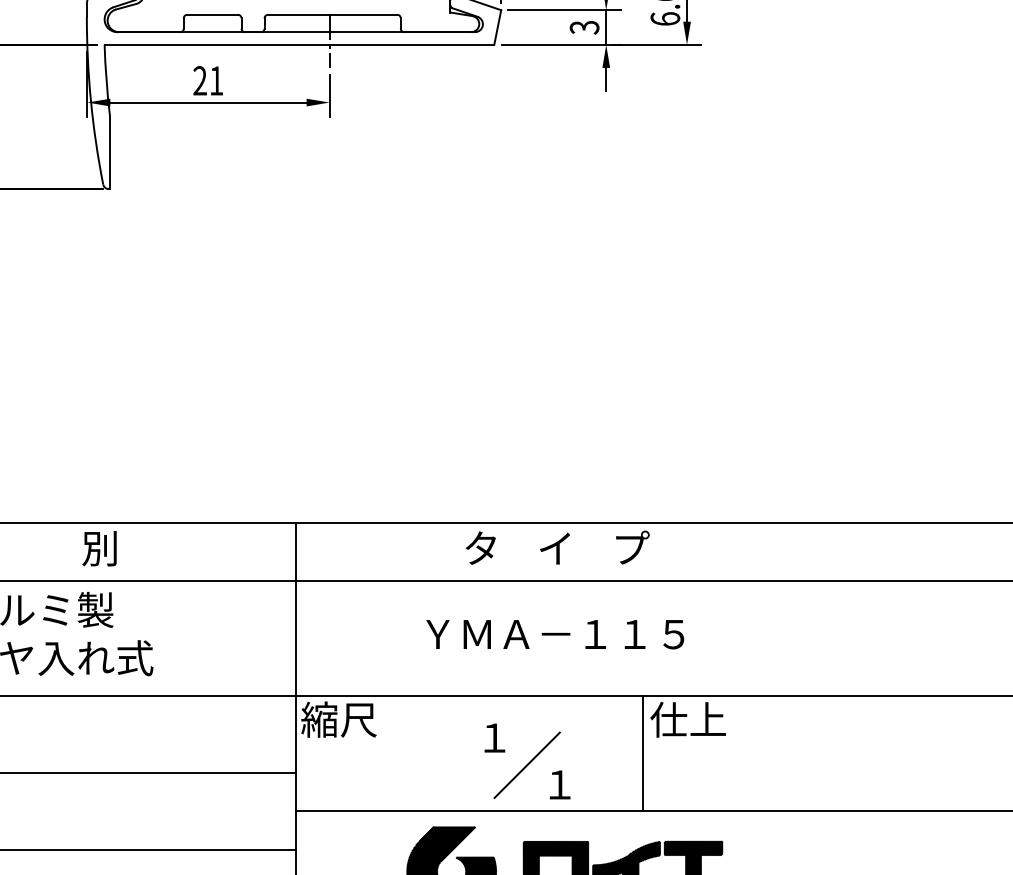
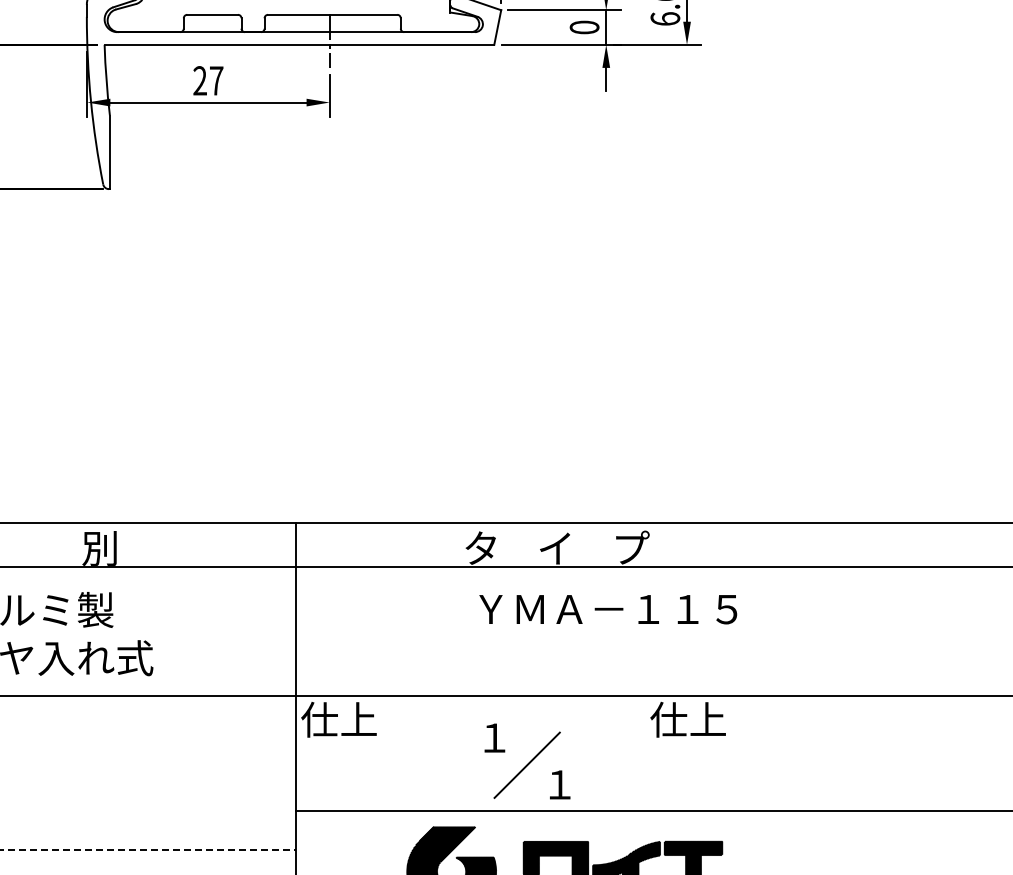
text: 3 -> 0 (584, 27)
text: 21 -> 27 (216, 80)
line position: (505, 580) -> (505, 566) (505, 566)
text position: (555, 634) -> (608, 609) (608, 609)
text: 縮尺 -> 仕上 (338, 719)
line: present -> none (642, 753)
line: present -> none (149, 772)
line: solid -> dashed (148, 849)
